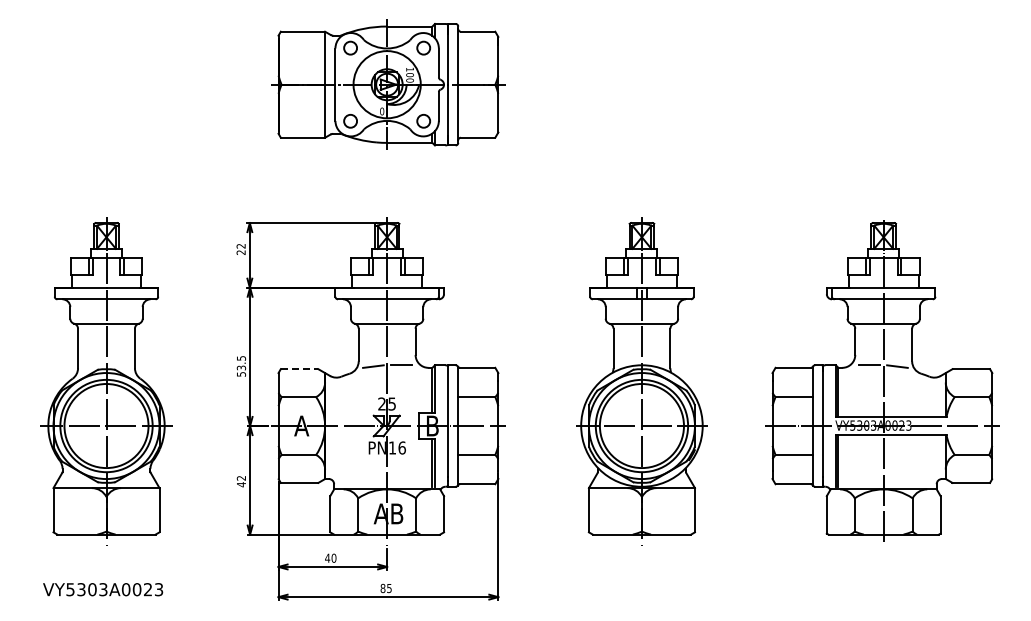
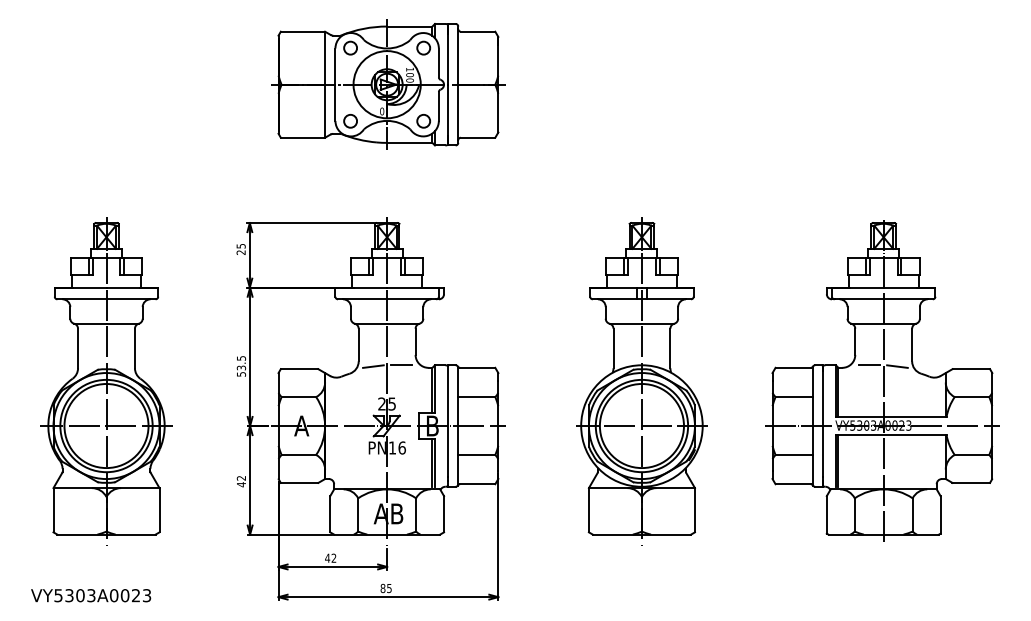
text: 22 -> 25 (240, 246)
line: dashed -> solid (299, 369)
text: 40 -> 42 (333, 557)
text position: (103, 589) -> (91, 595) (91, 595)
